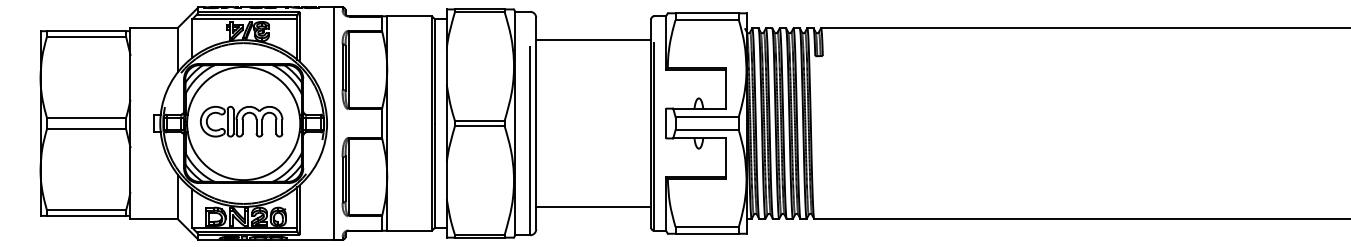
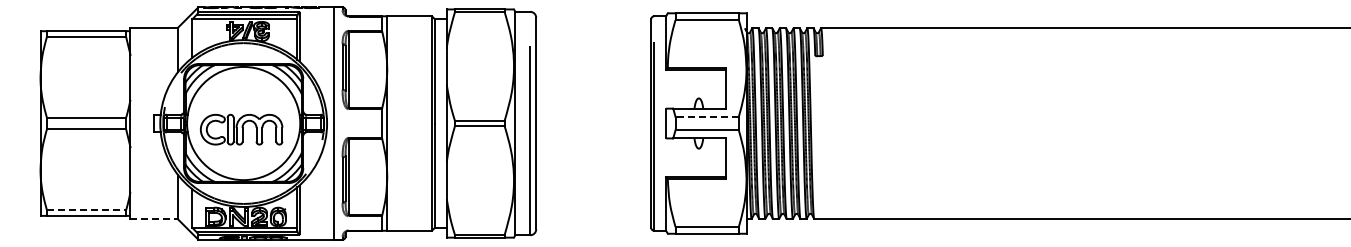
line: present -> none (593, 40)
line: solid -> dashed (707, 116)
part position: (241, 121) -> (241, 129) (241, 129)
line: present -> none (593, 206)
line: solid -> dashed (86, 209)
line: solid -> dashed (154, 219)
